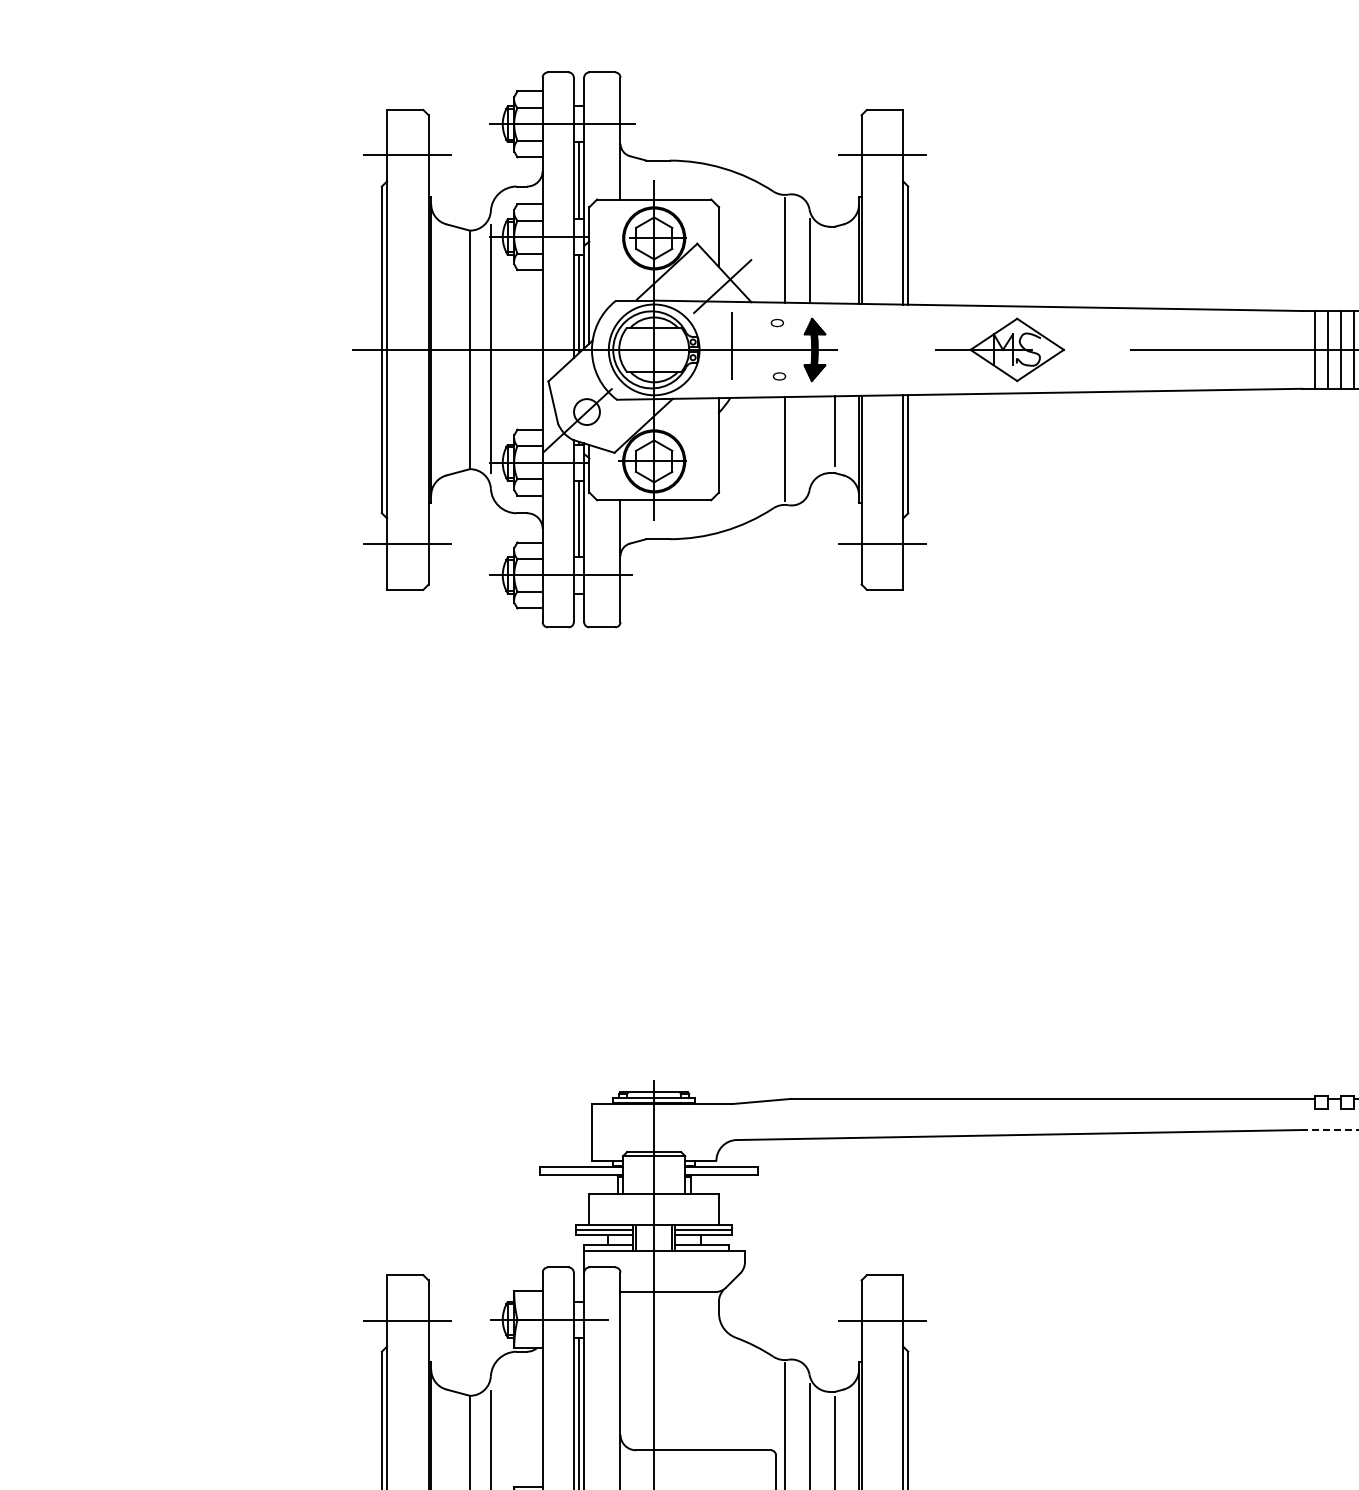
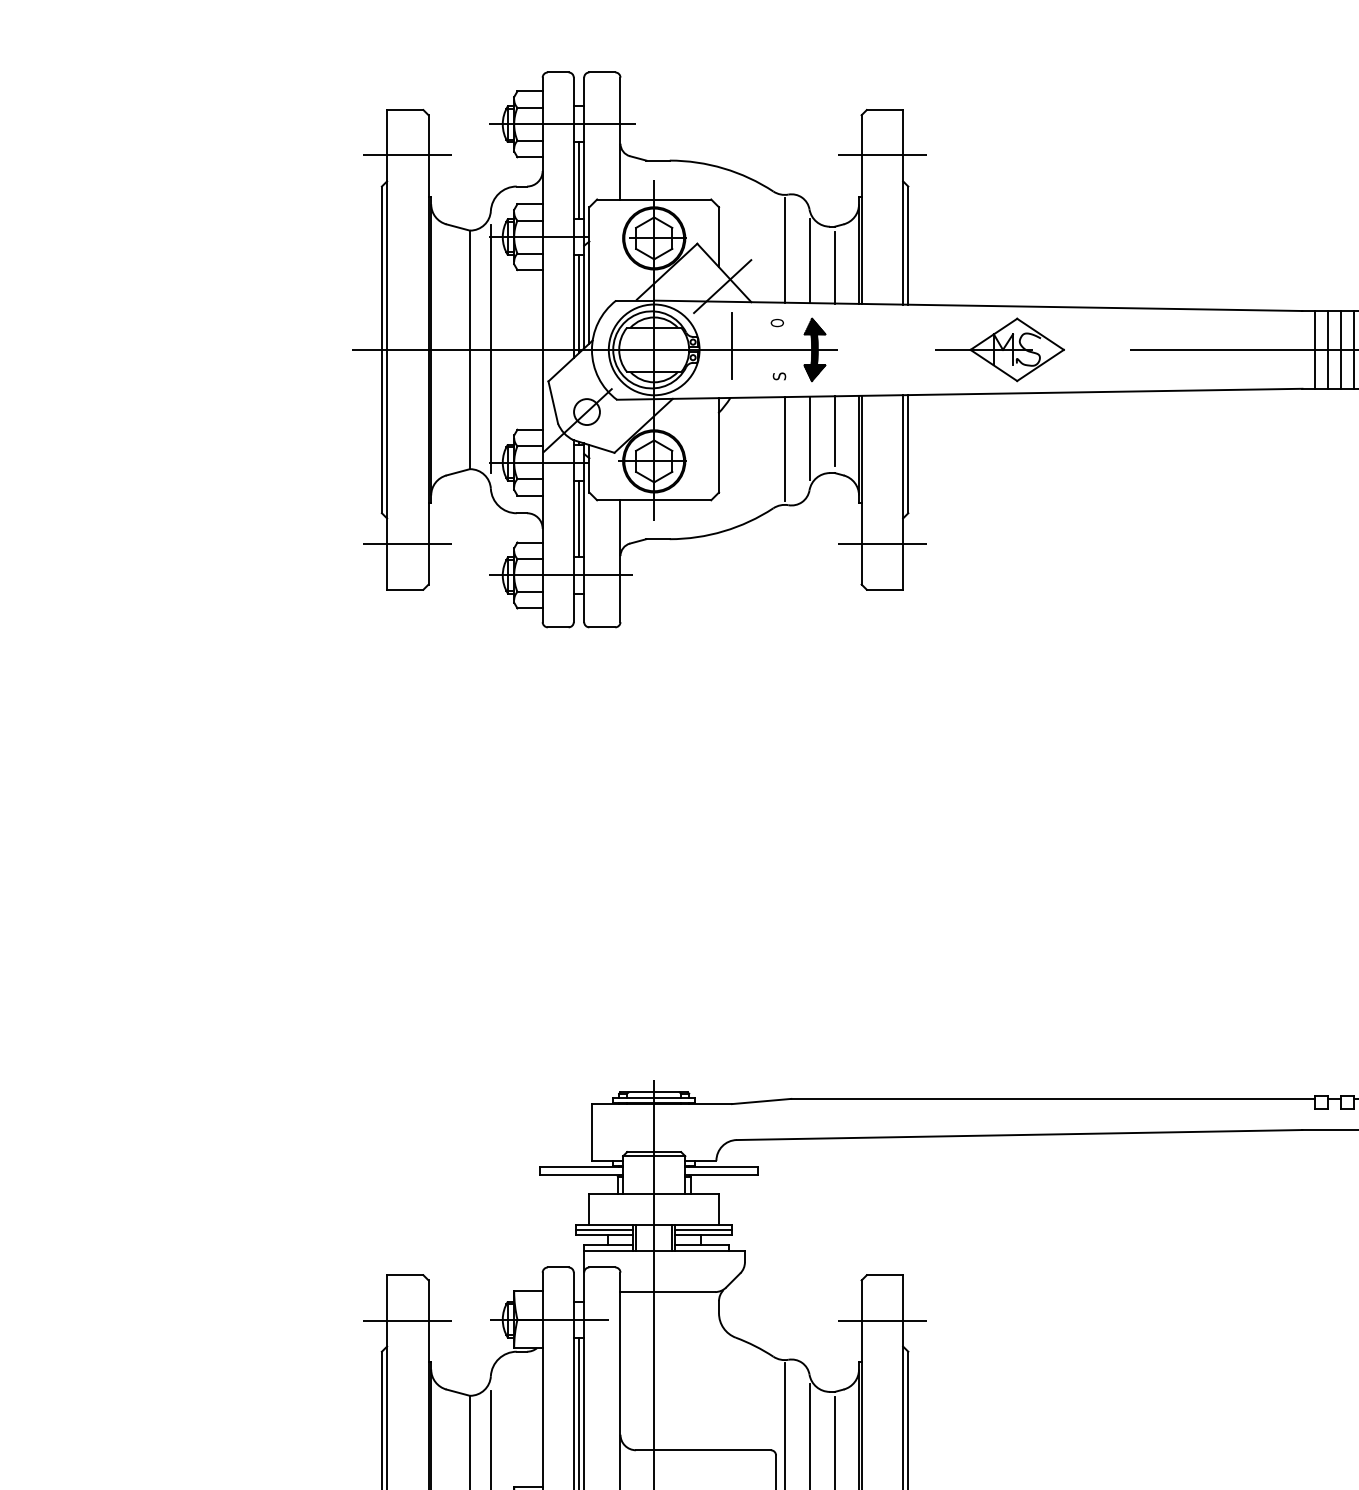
line: none -> present (834, 267)
text: O -> S (779, 376)
line: none -> present (809, 438)
line: dashed -> solid (1330, 1130)
